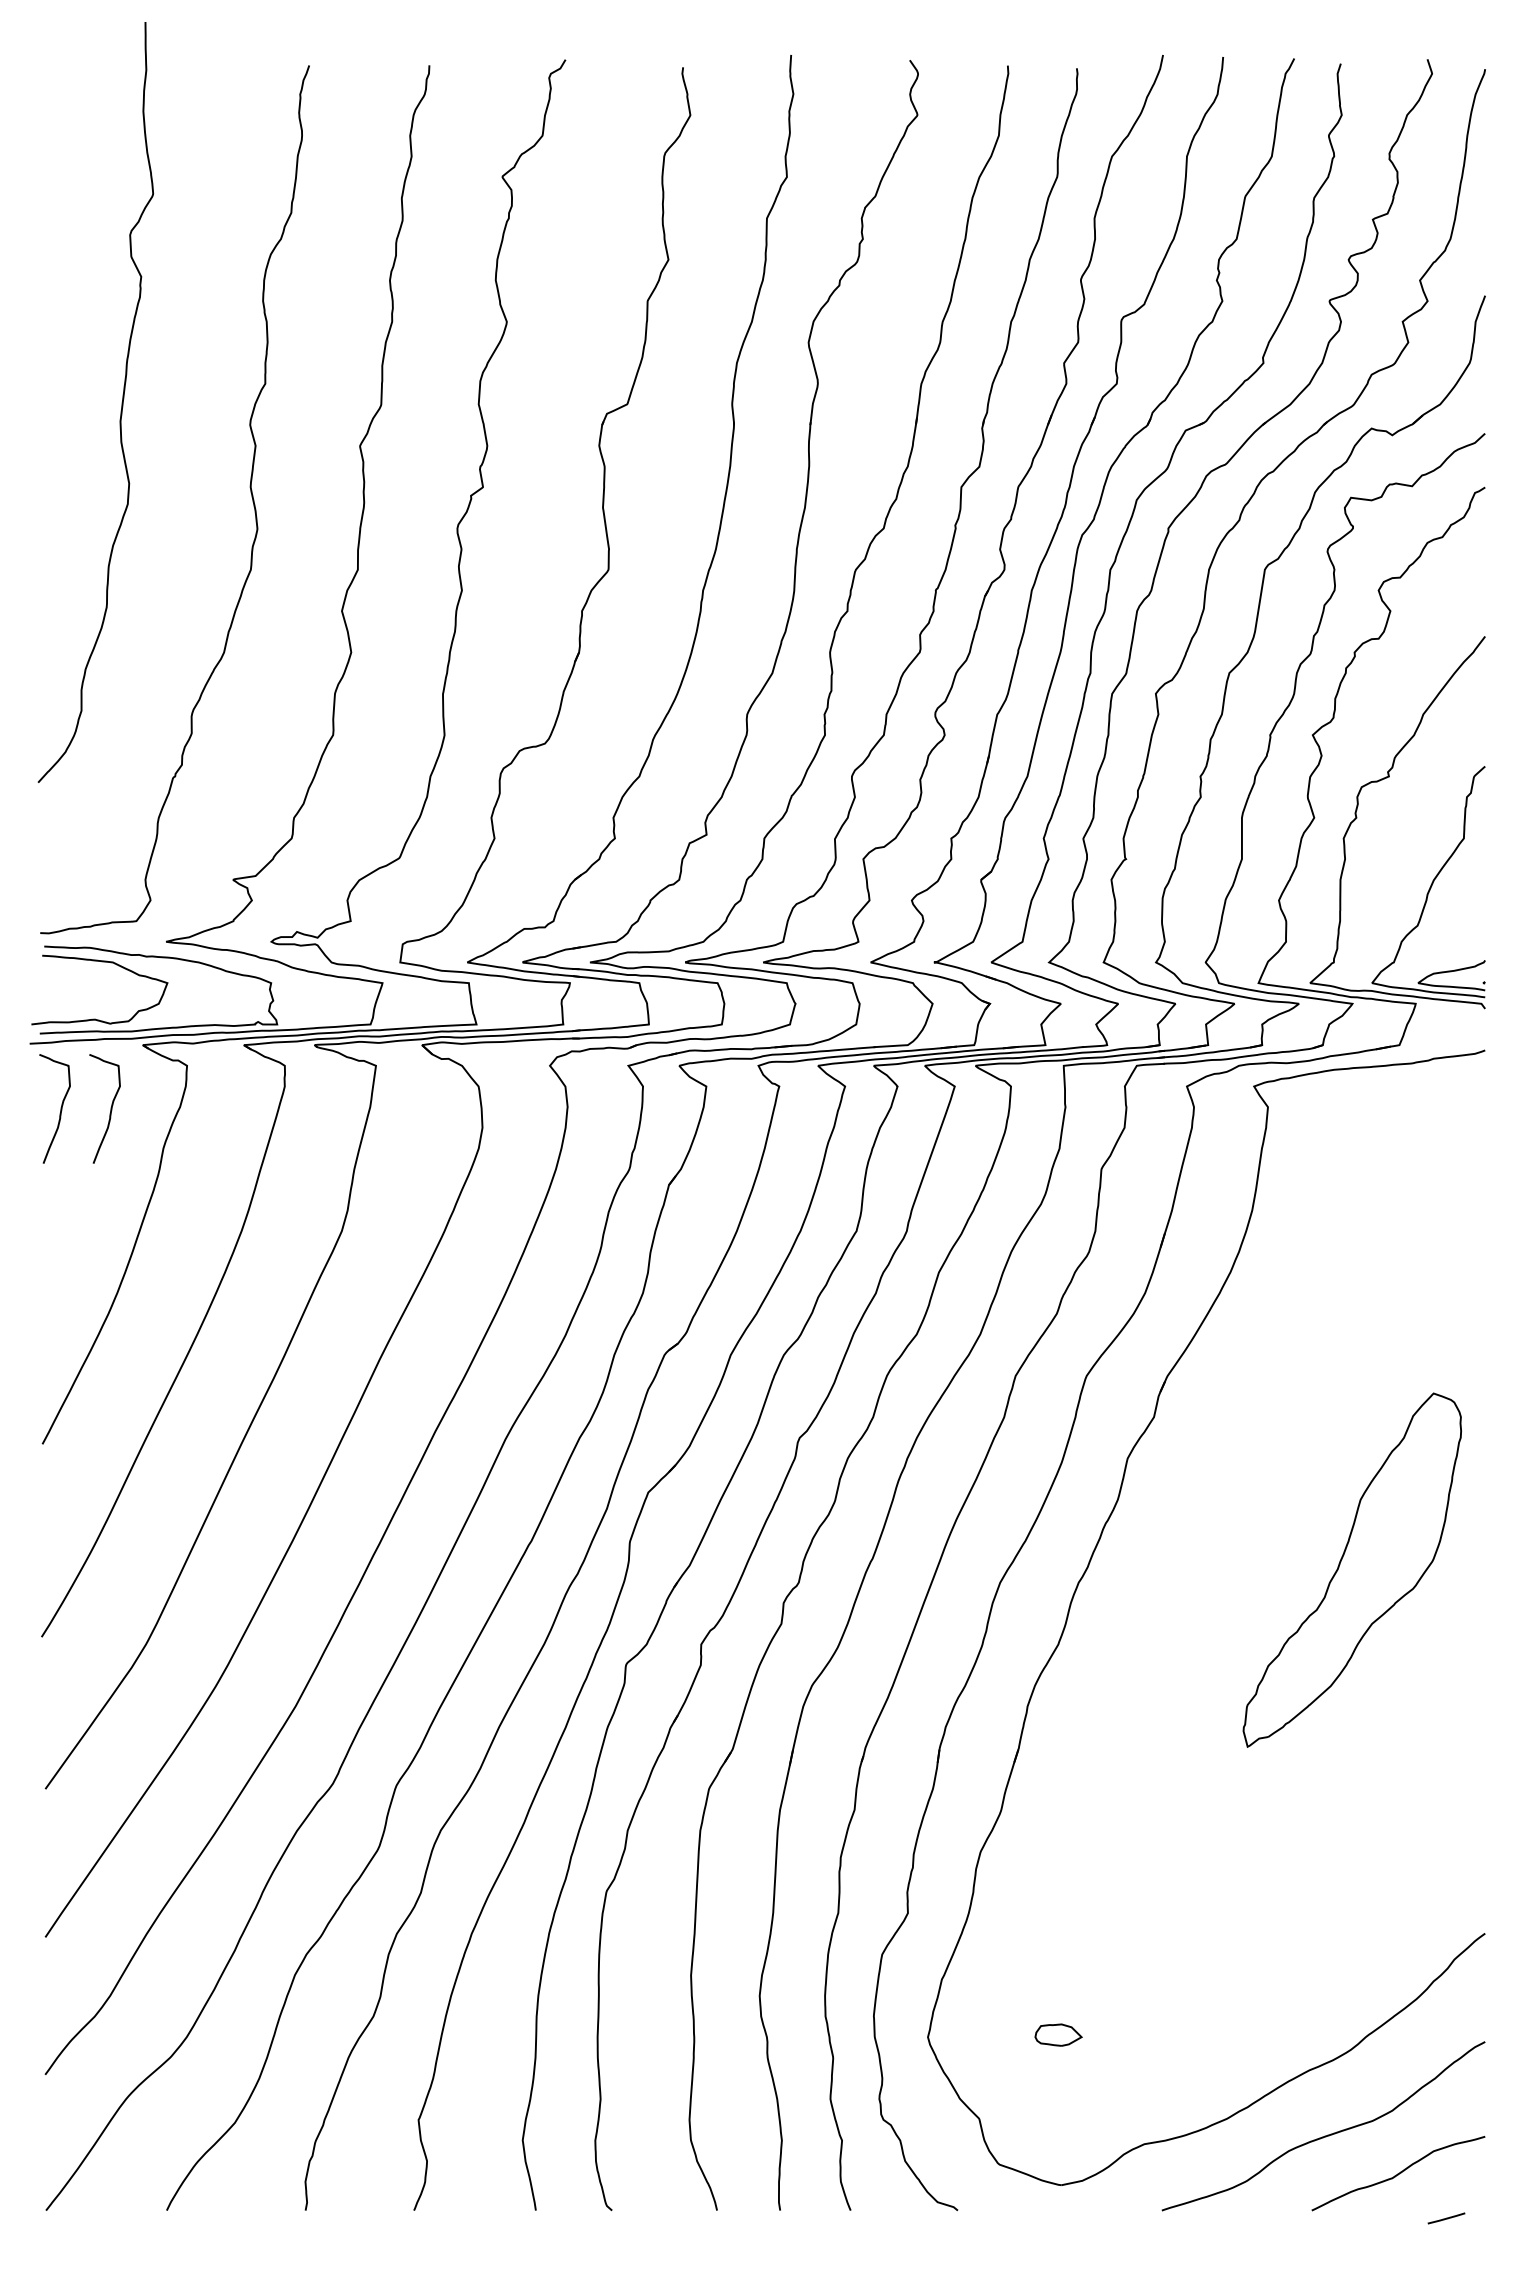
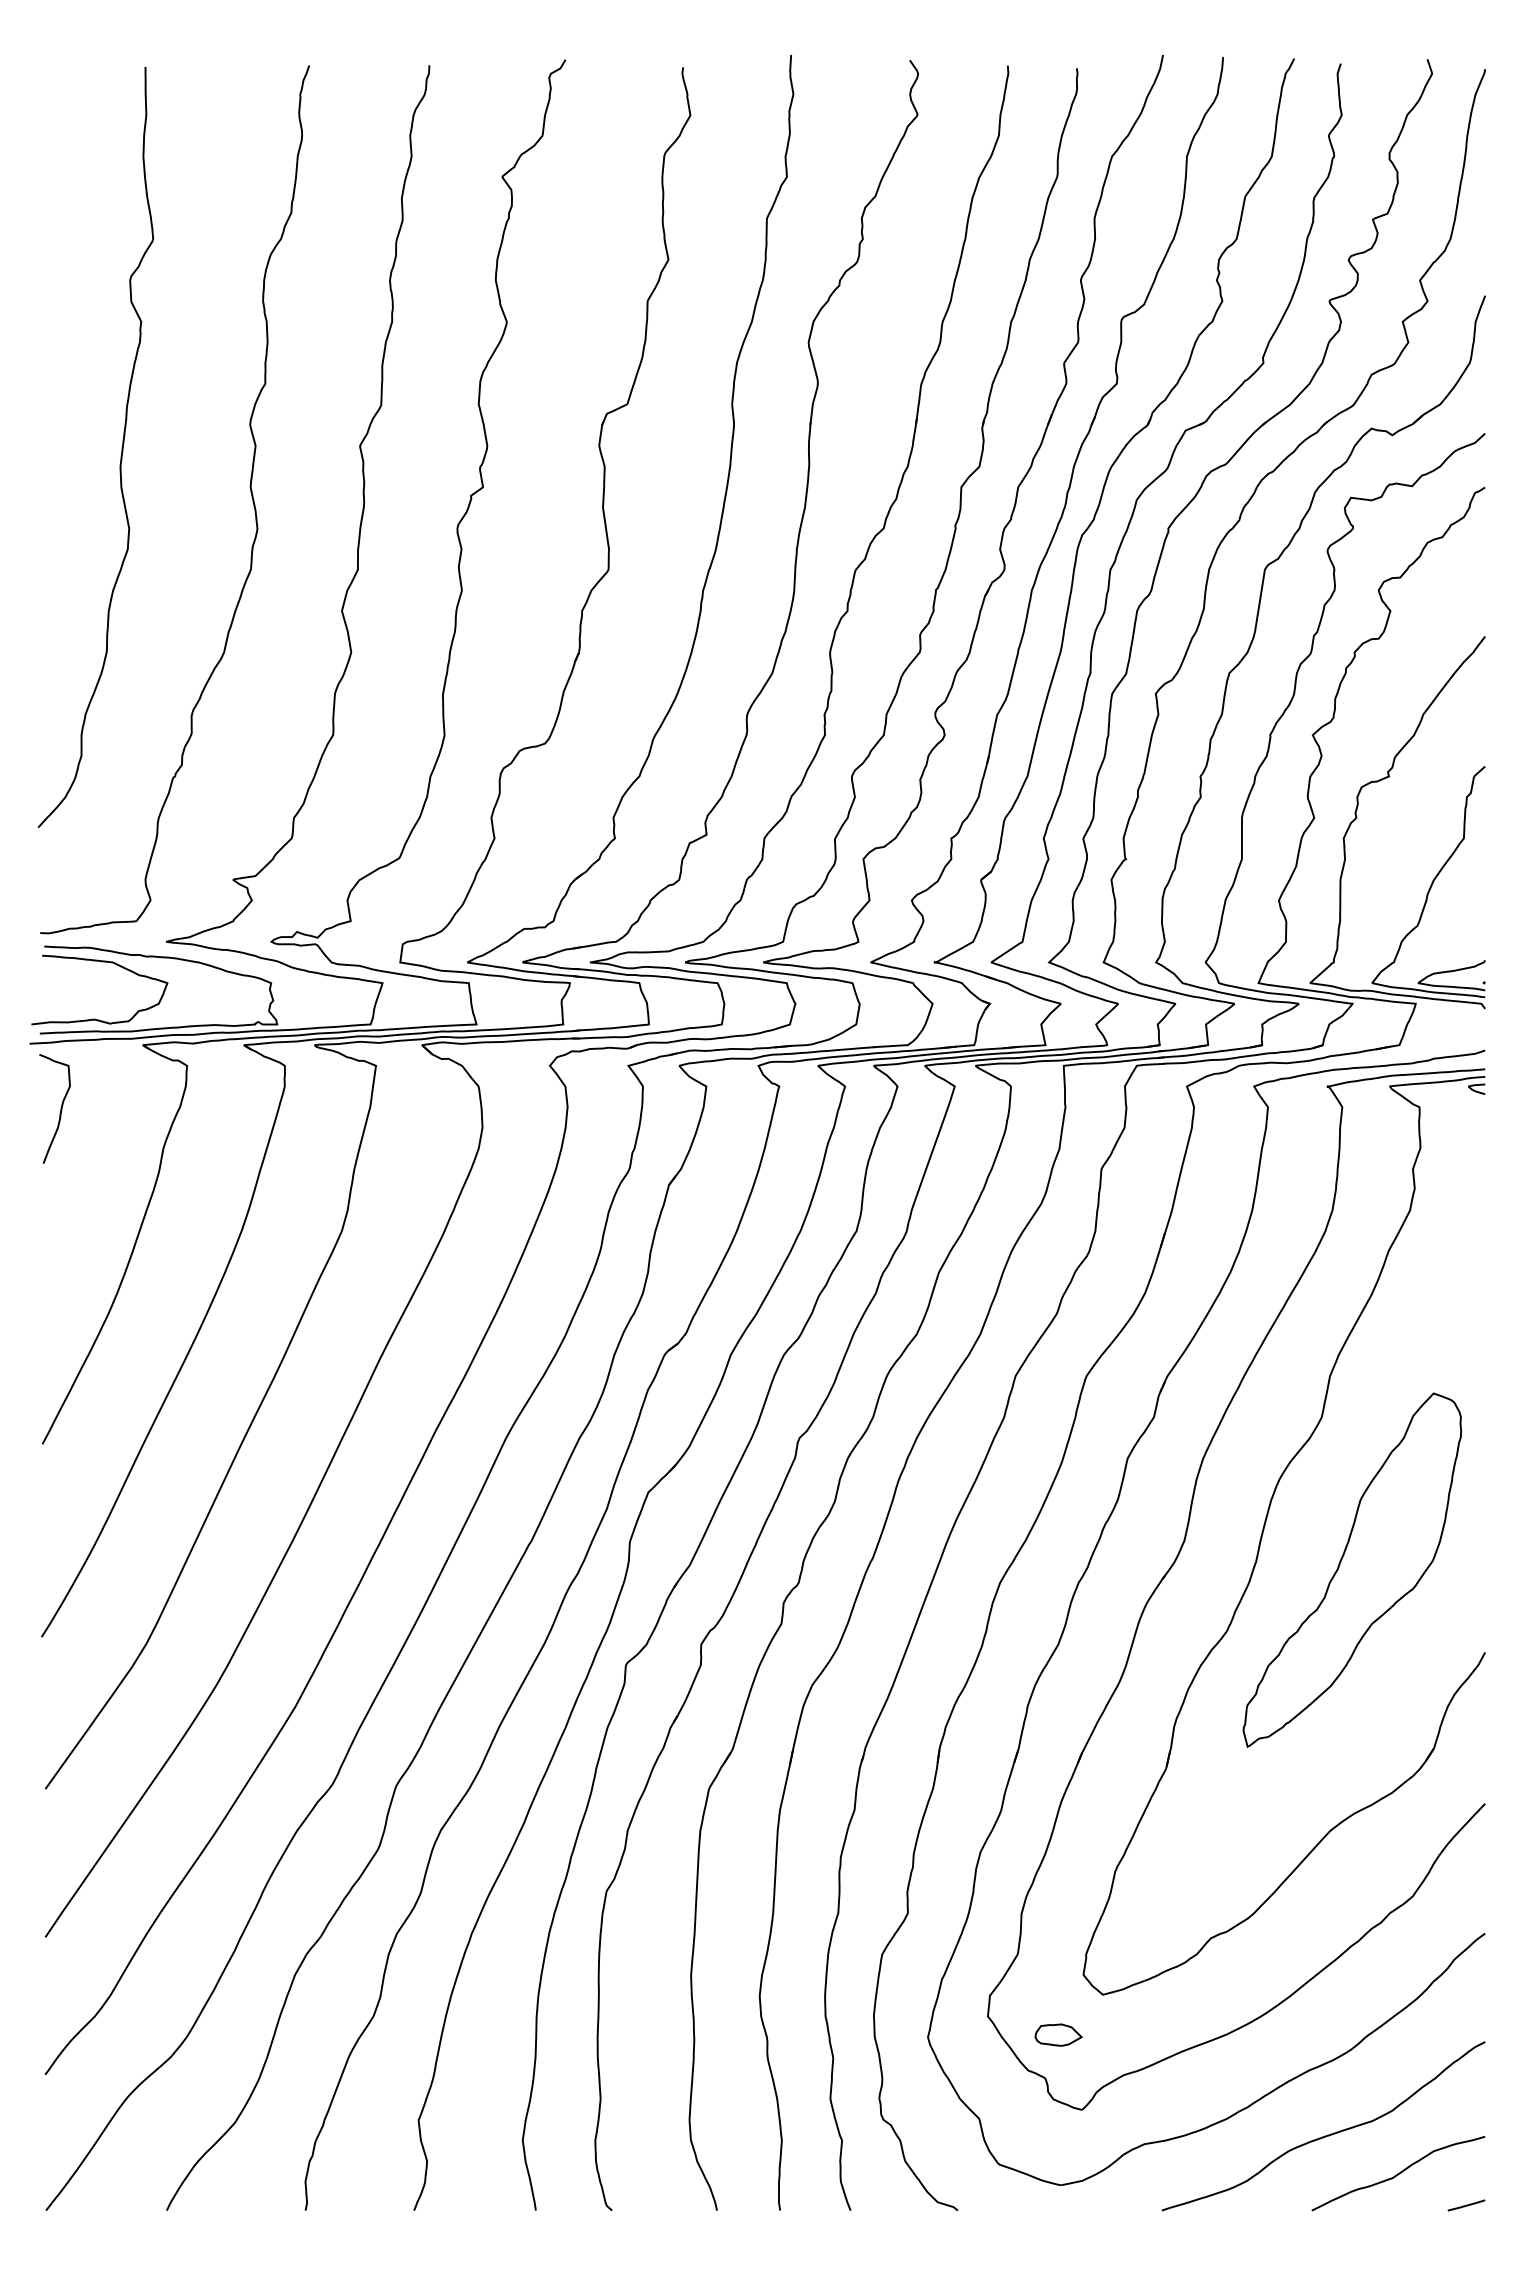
curve position: (121, 402) -> (121, 447) (121, 447)
curve: present -> none (110, 1108)
part: none -> present (1243, 1592)
line position: (1446, 2218) -> (1466, 2205) (1466, 2205)
